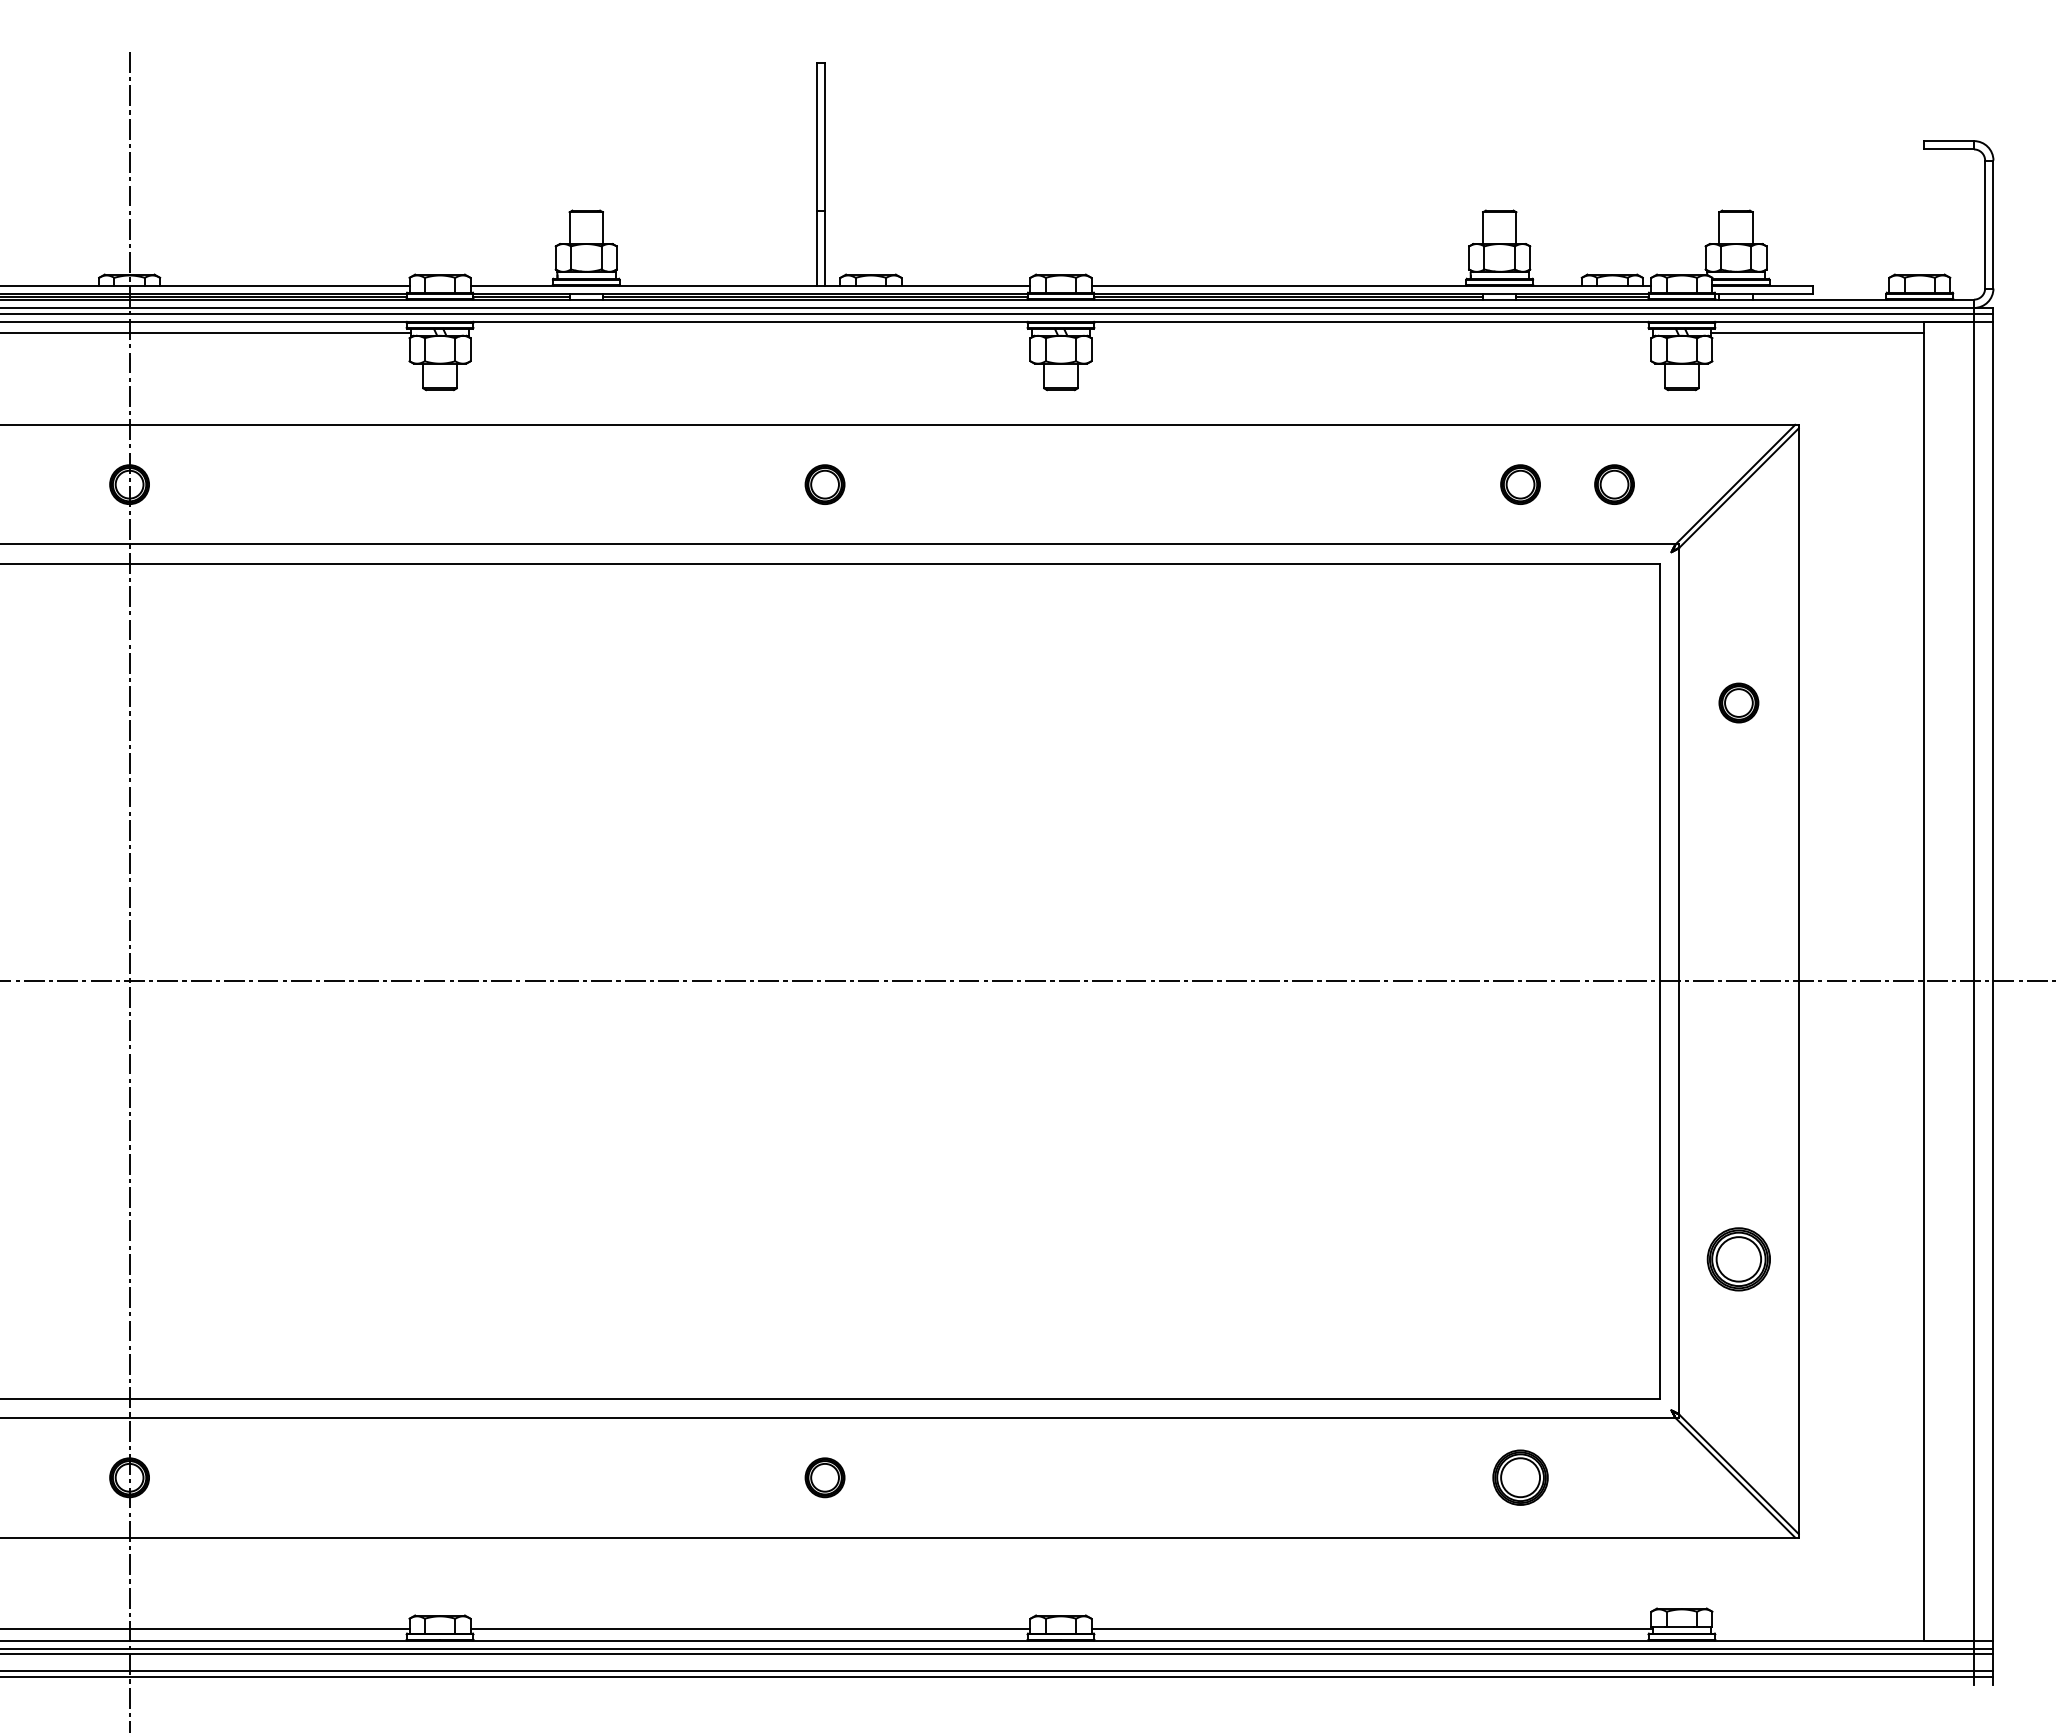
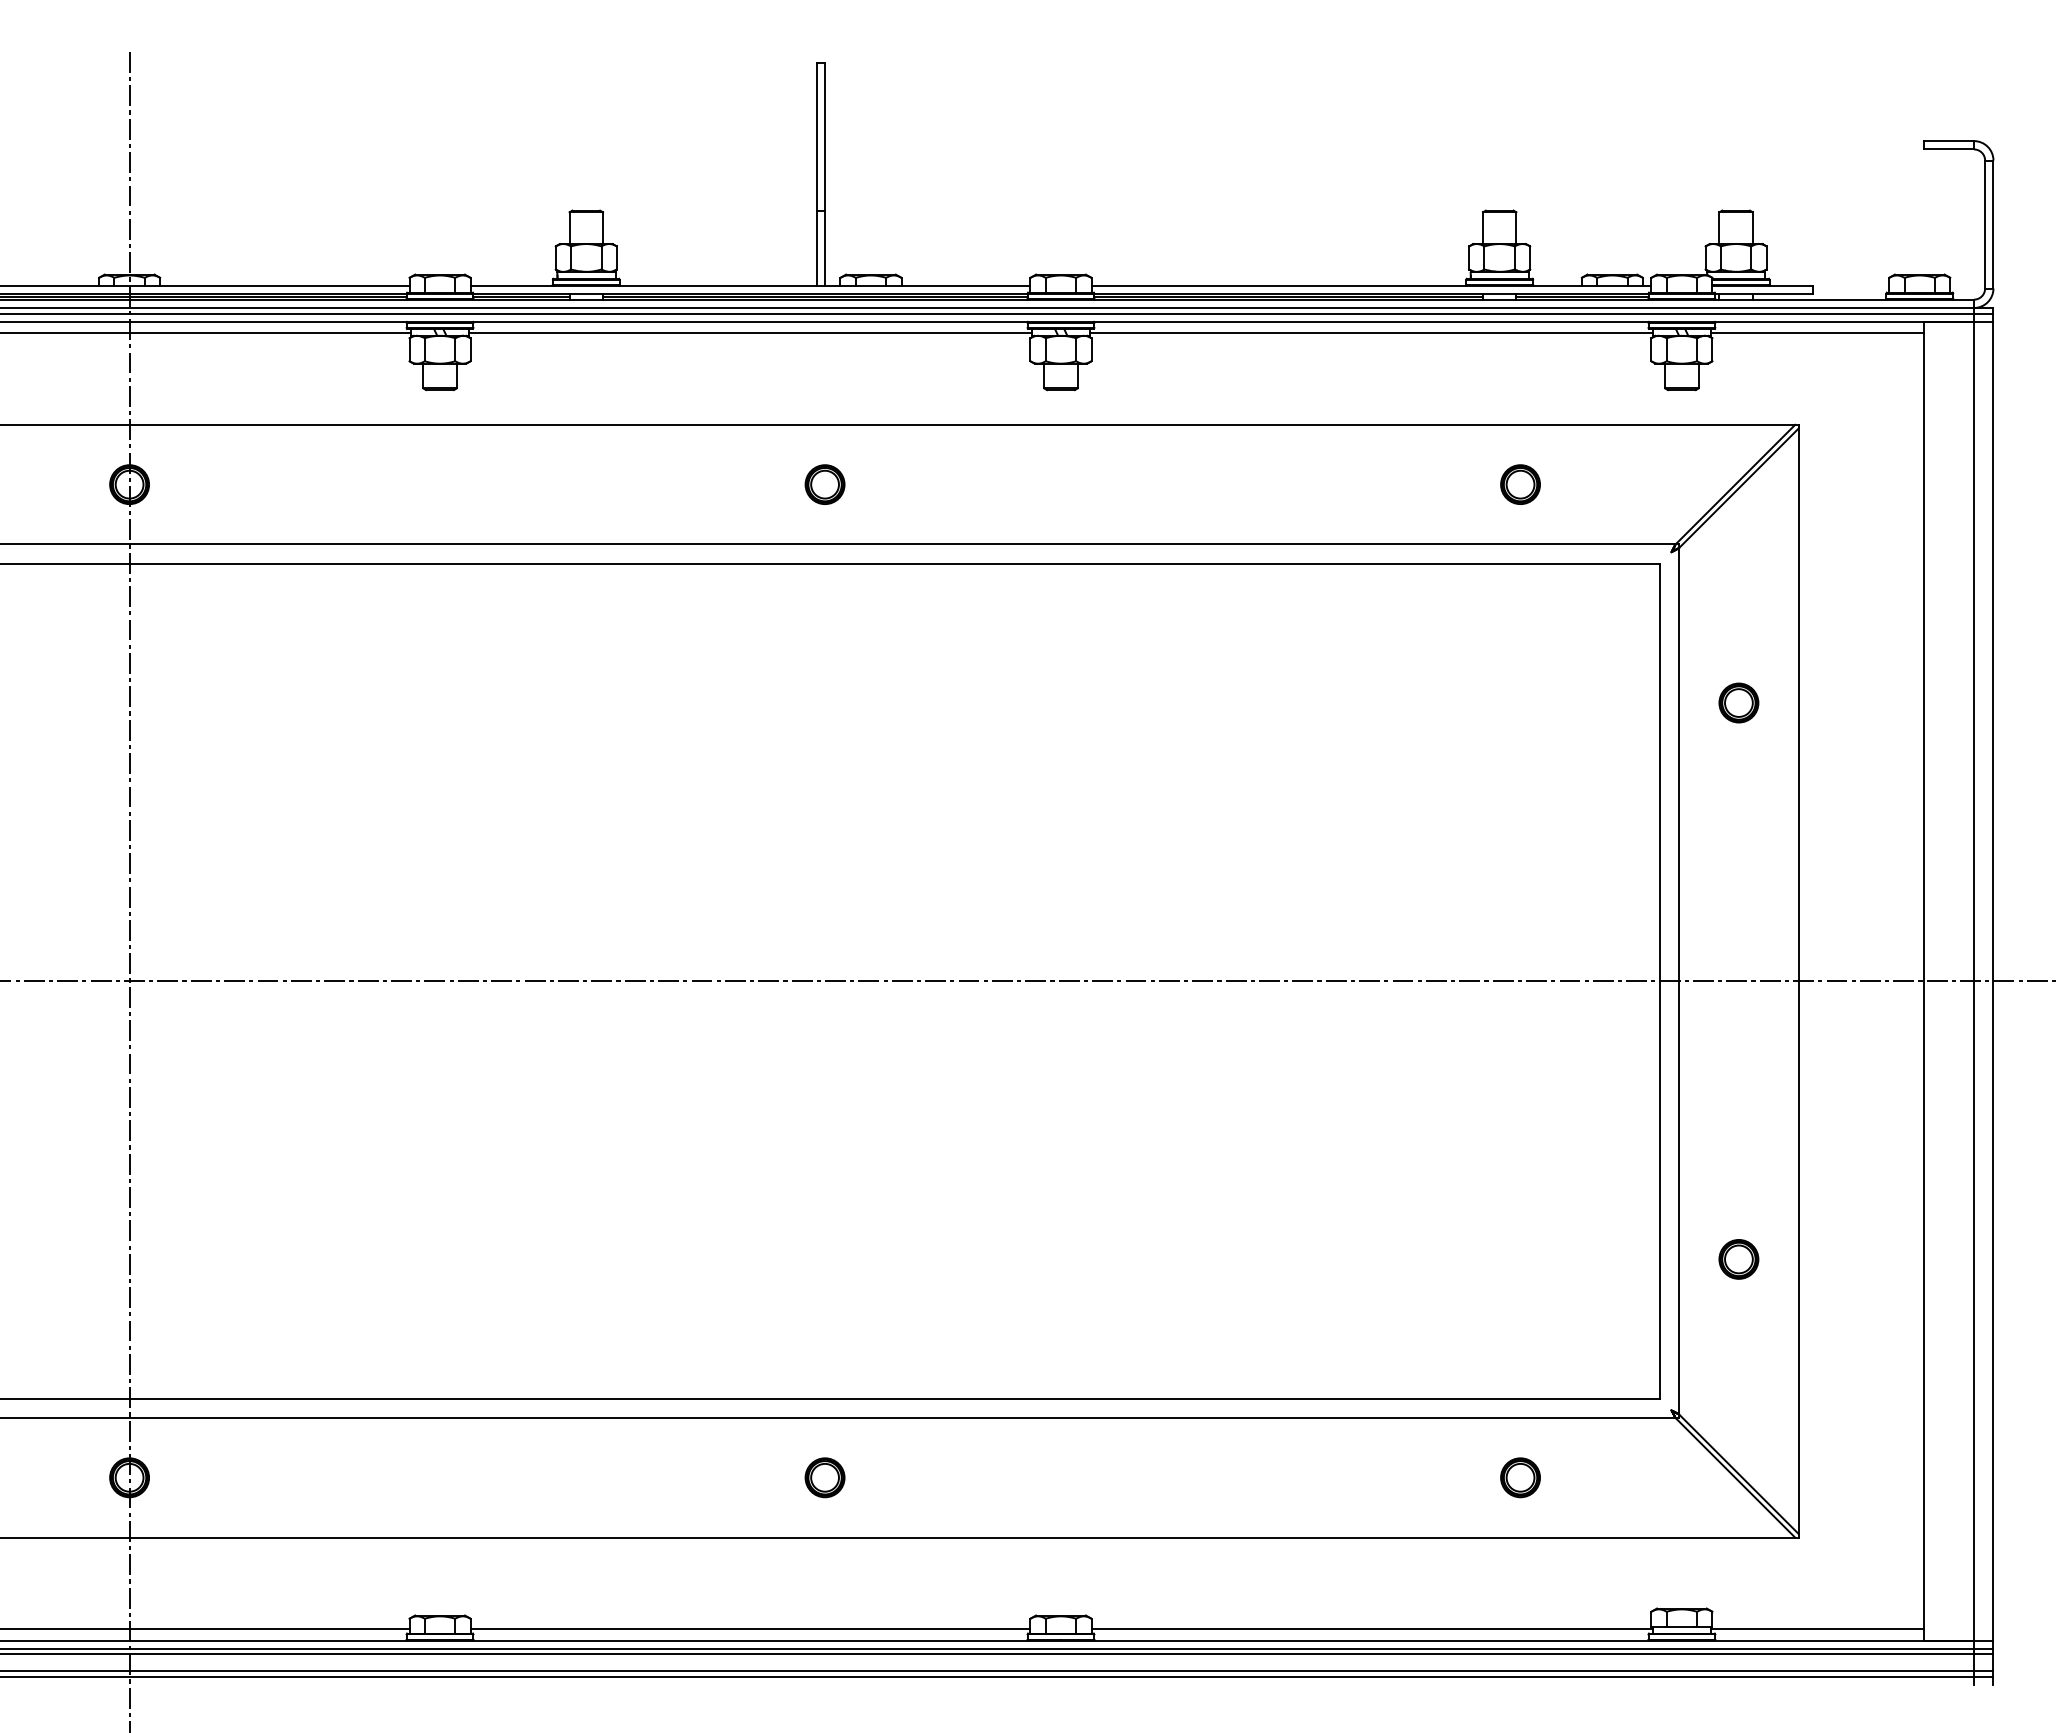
line: none -> present (750, 333)
line: none -> present (1371, 333)
part: present -> none (1614, 484)
part size: 65x65 px -> 42x41 px (1738, 1259)
part size: 57x57 px -> 41x42 px (1520, 1477)
line: none -> present (1817, 1629)
